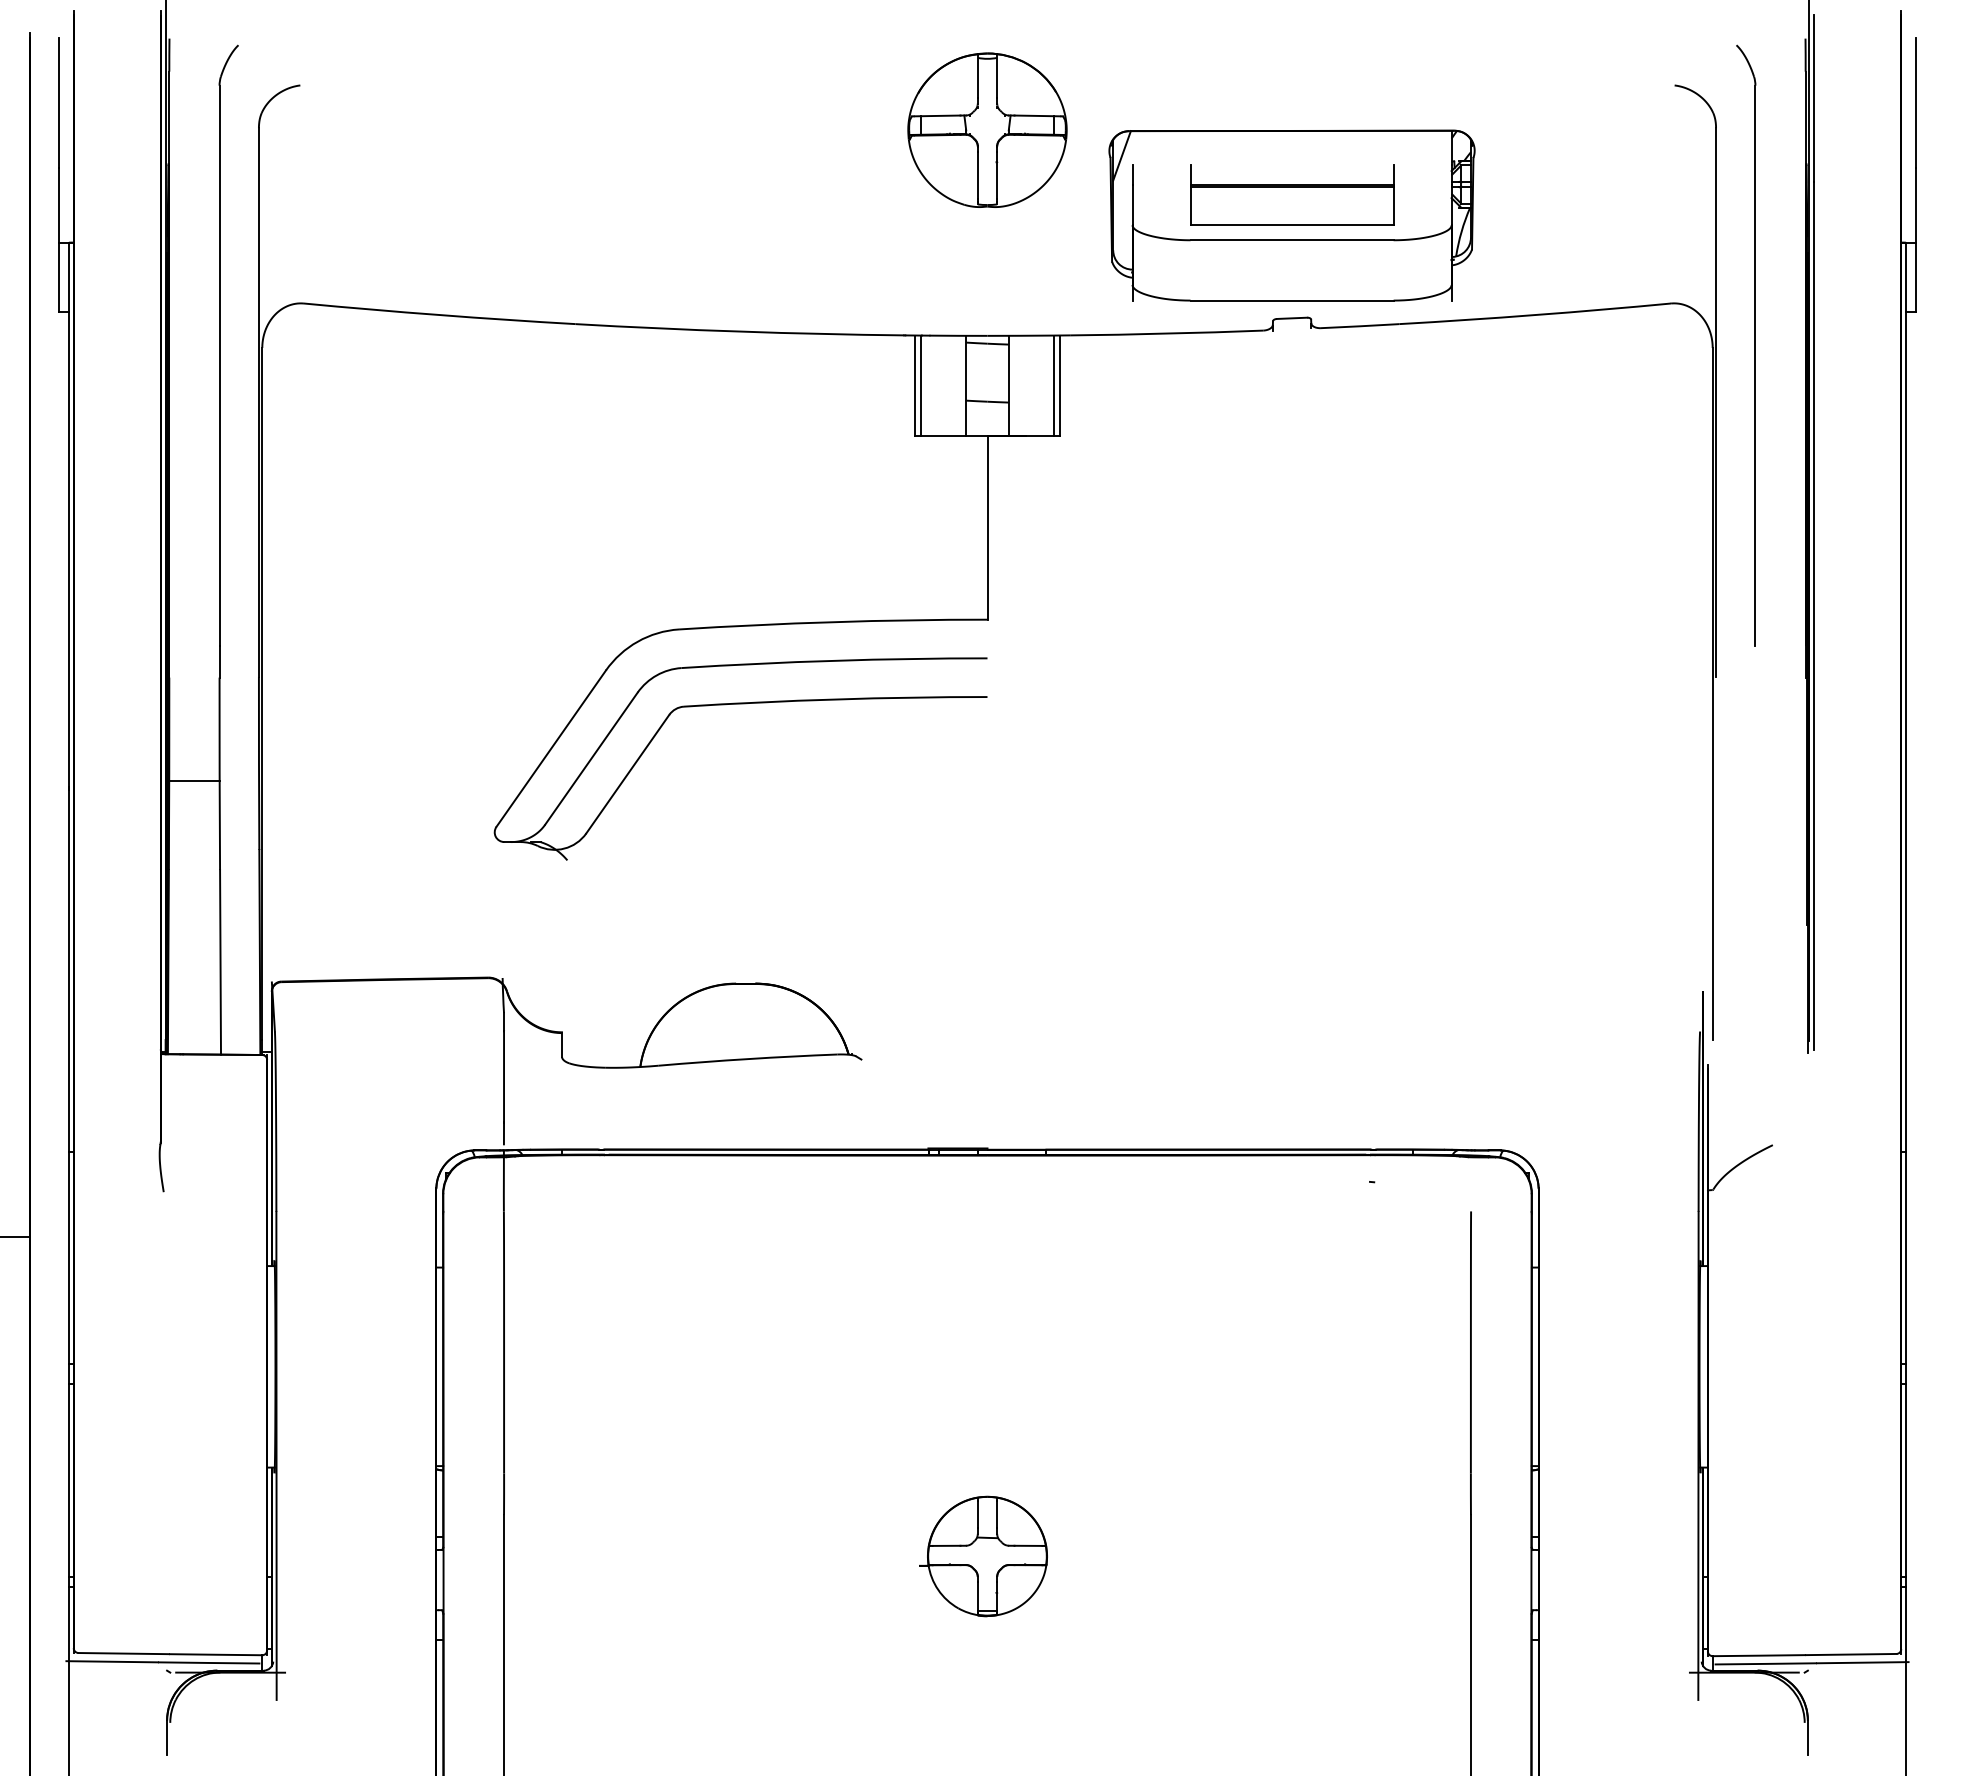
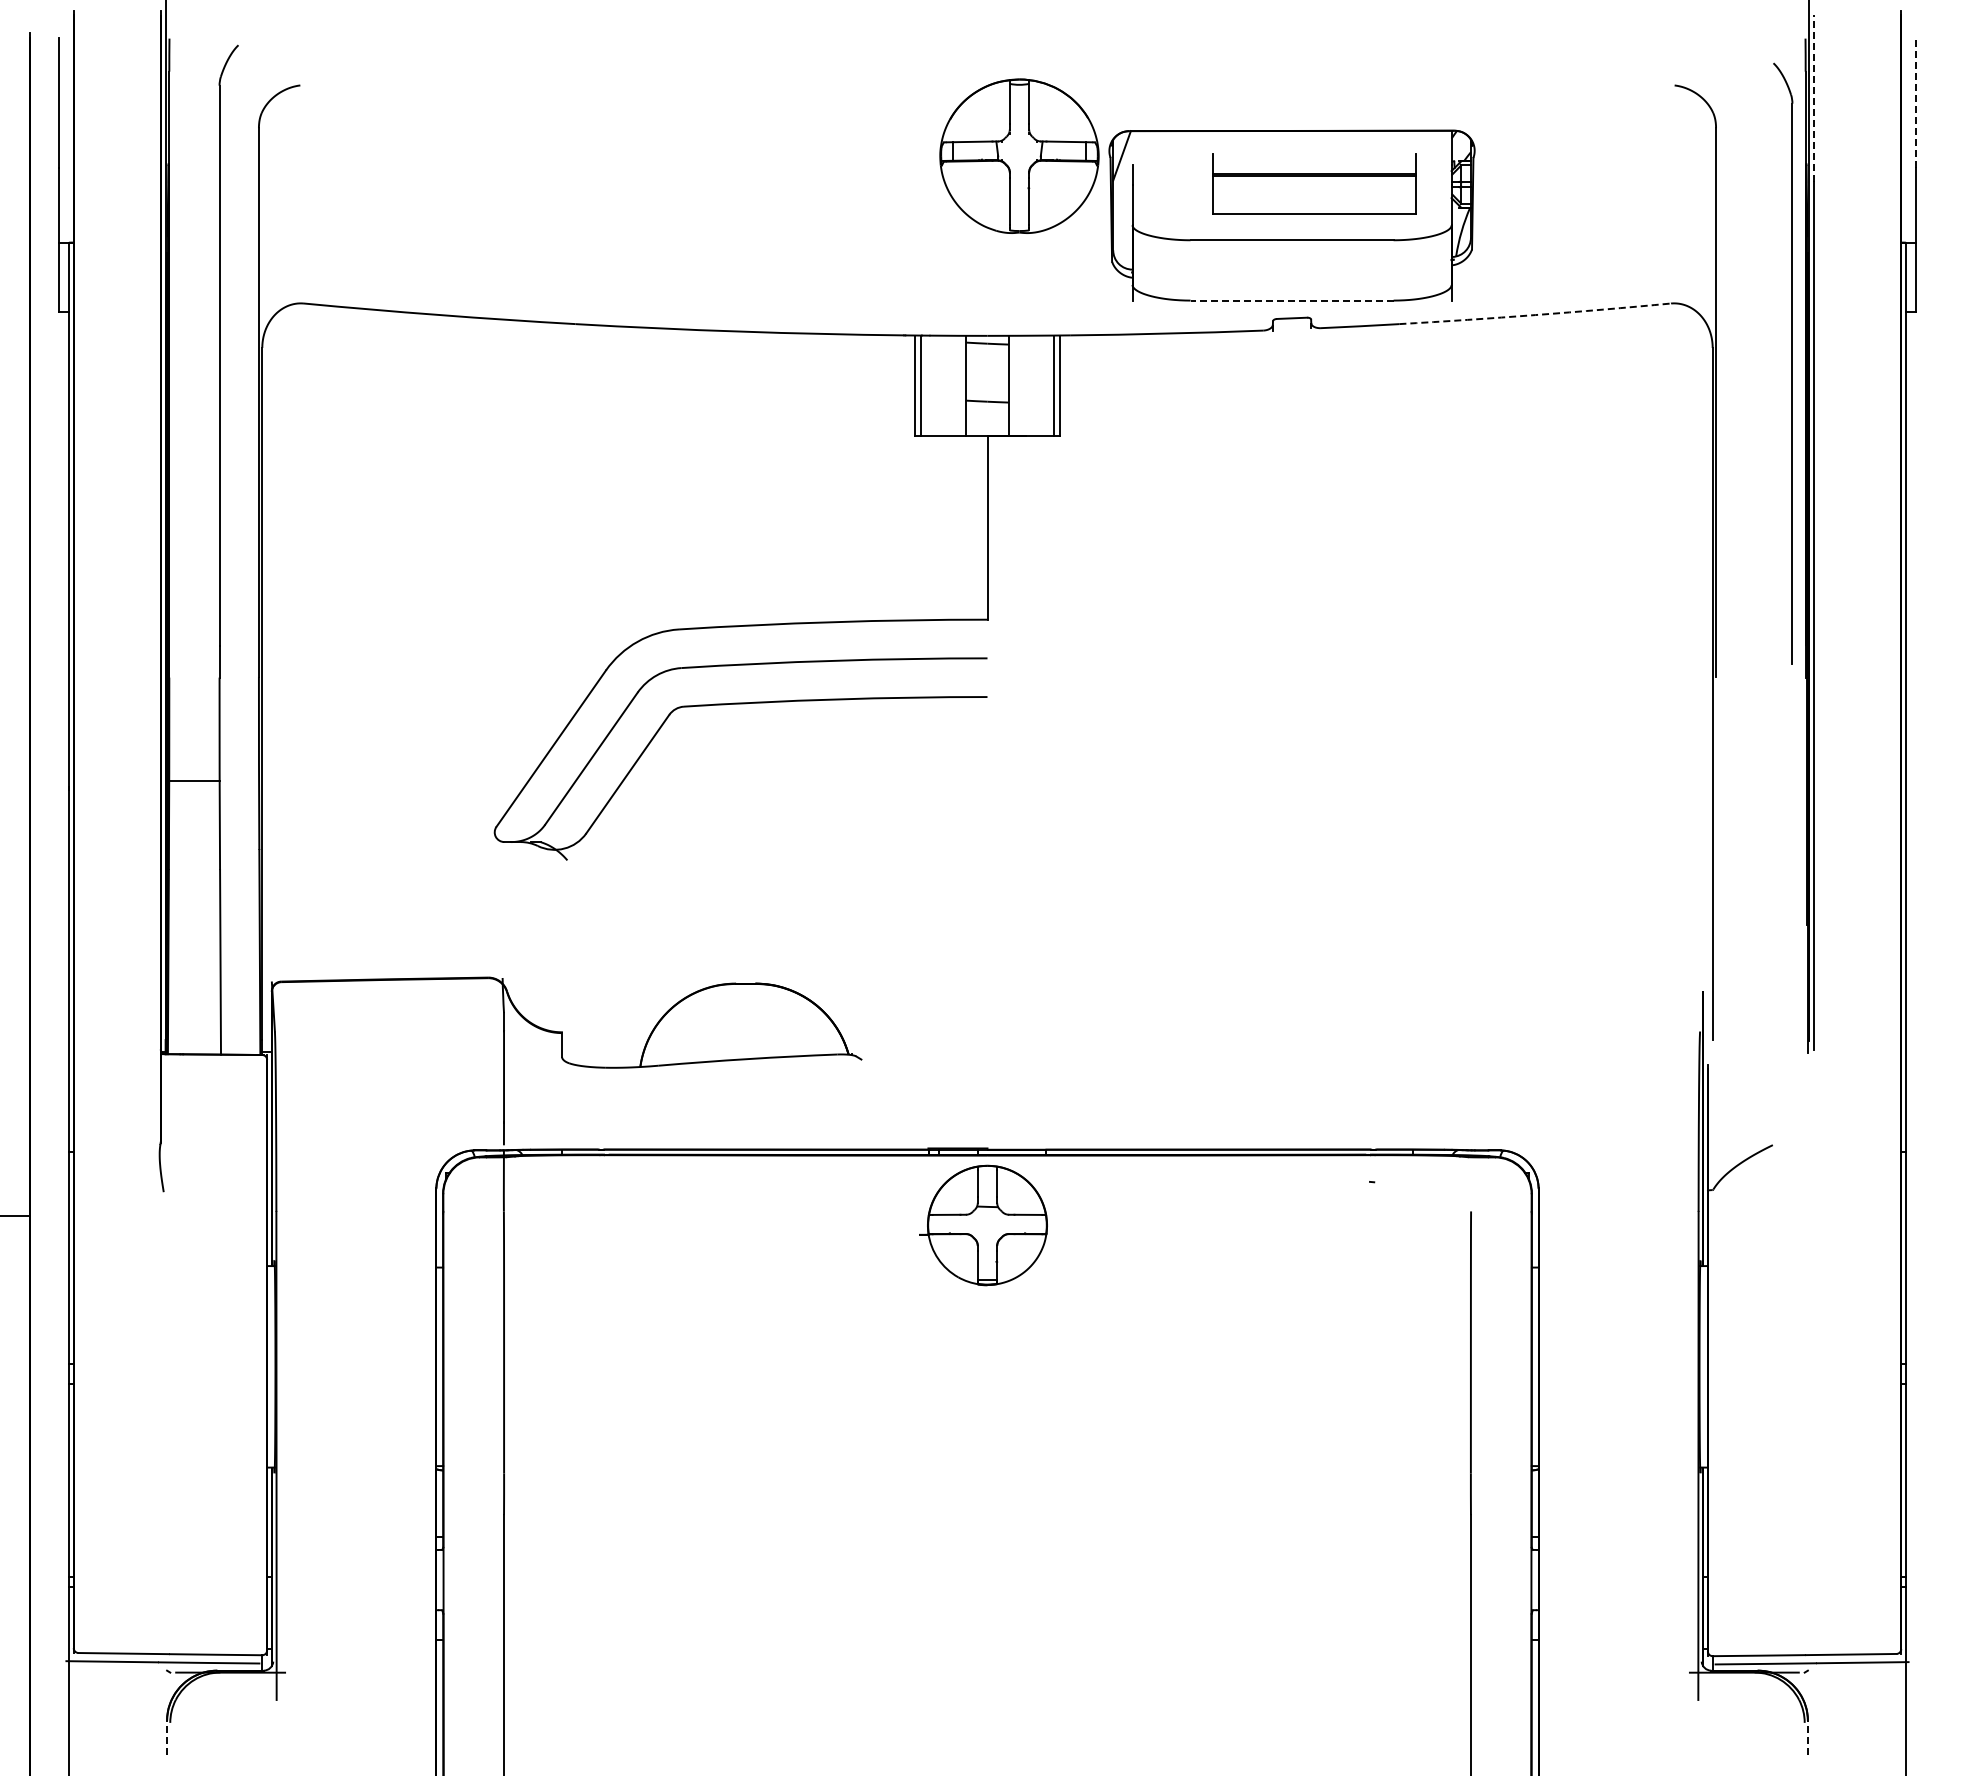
line: solid -> dashed (1814, 98)
line: solid -> dashed (1915, 102)
part position: (987, 129) -> (1019, 155) (1019, 155)
part position: (1292, 194) -> (1314, 183) (1314, 183)
line: solid -> dashed (1292, 300)
arc: solid -> dashed (1535, 315)
part position: (1754, 345) -> (1791, 363) (1791, 363)
line position: (16, 1236) -> (16, 1215) (16, 1215)
part position: (983, 1556) -> (983, 1225) (983, 1225)
line: solid -> dashed (167, 1737)
line: solid -> dashed (1807, 1737)
